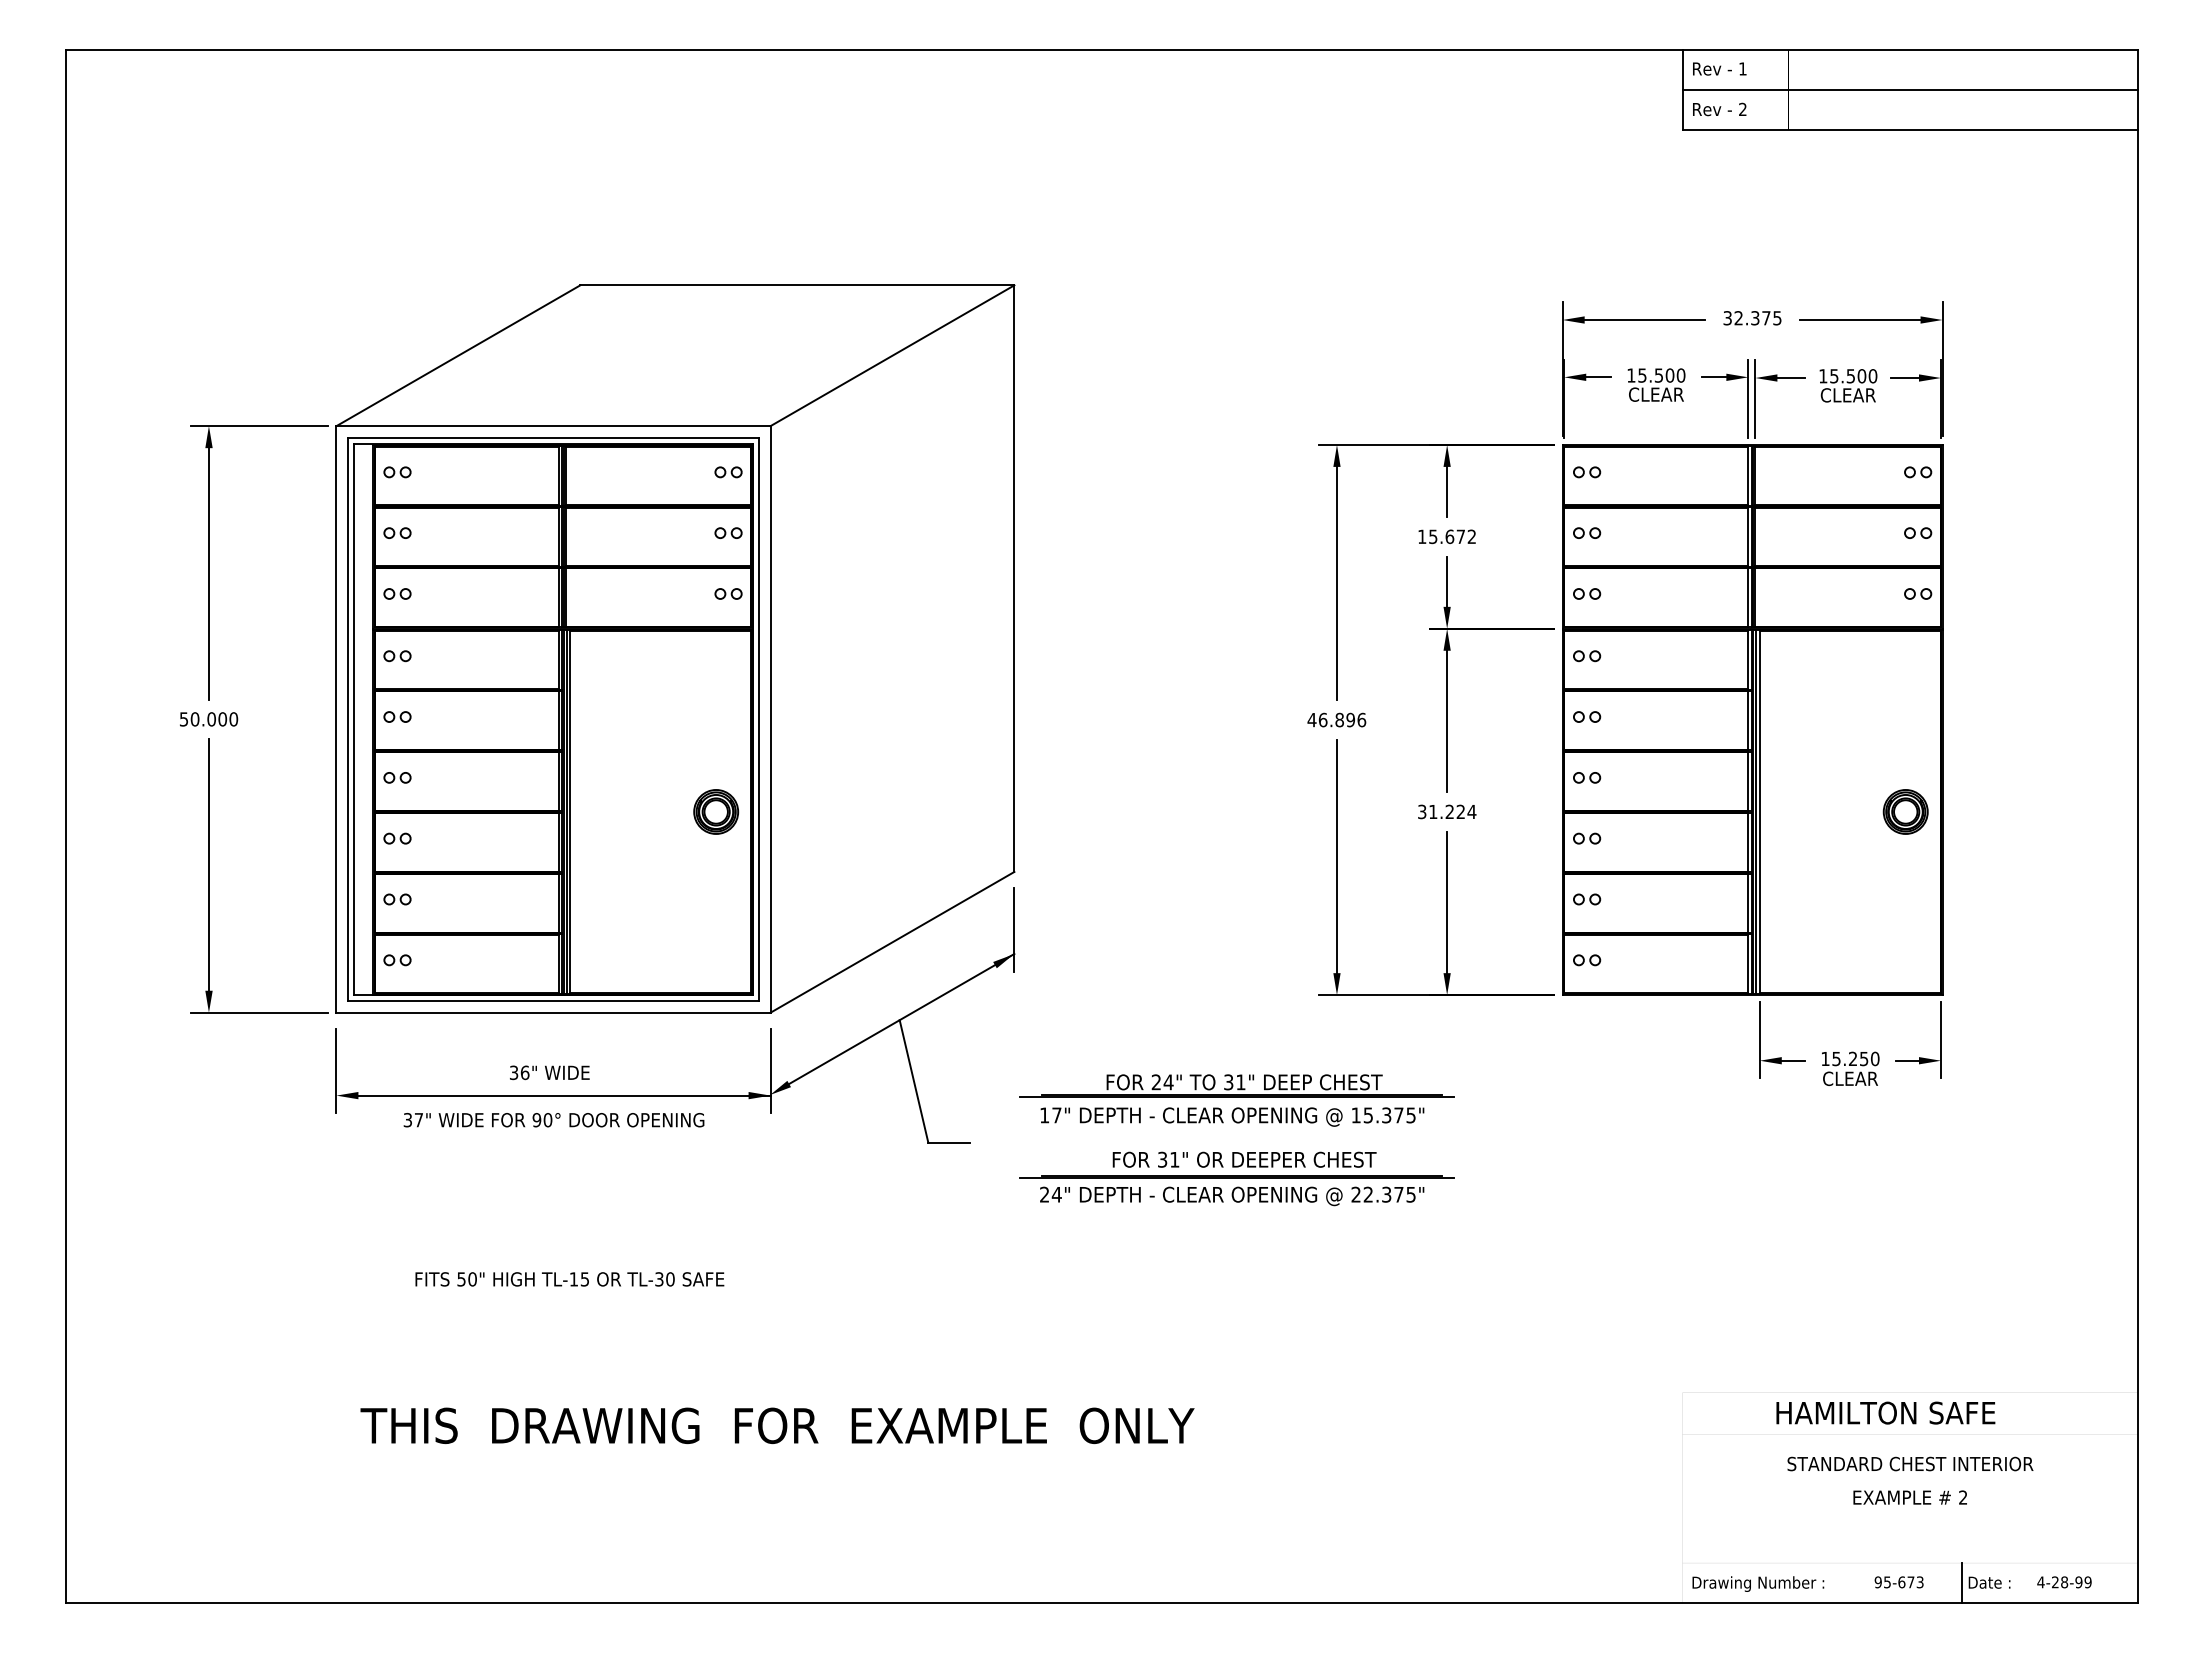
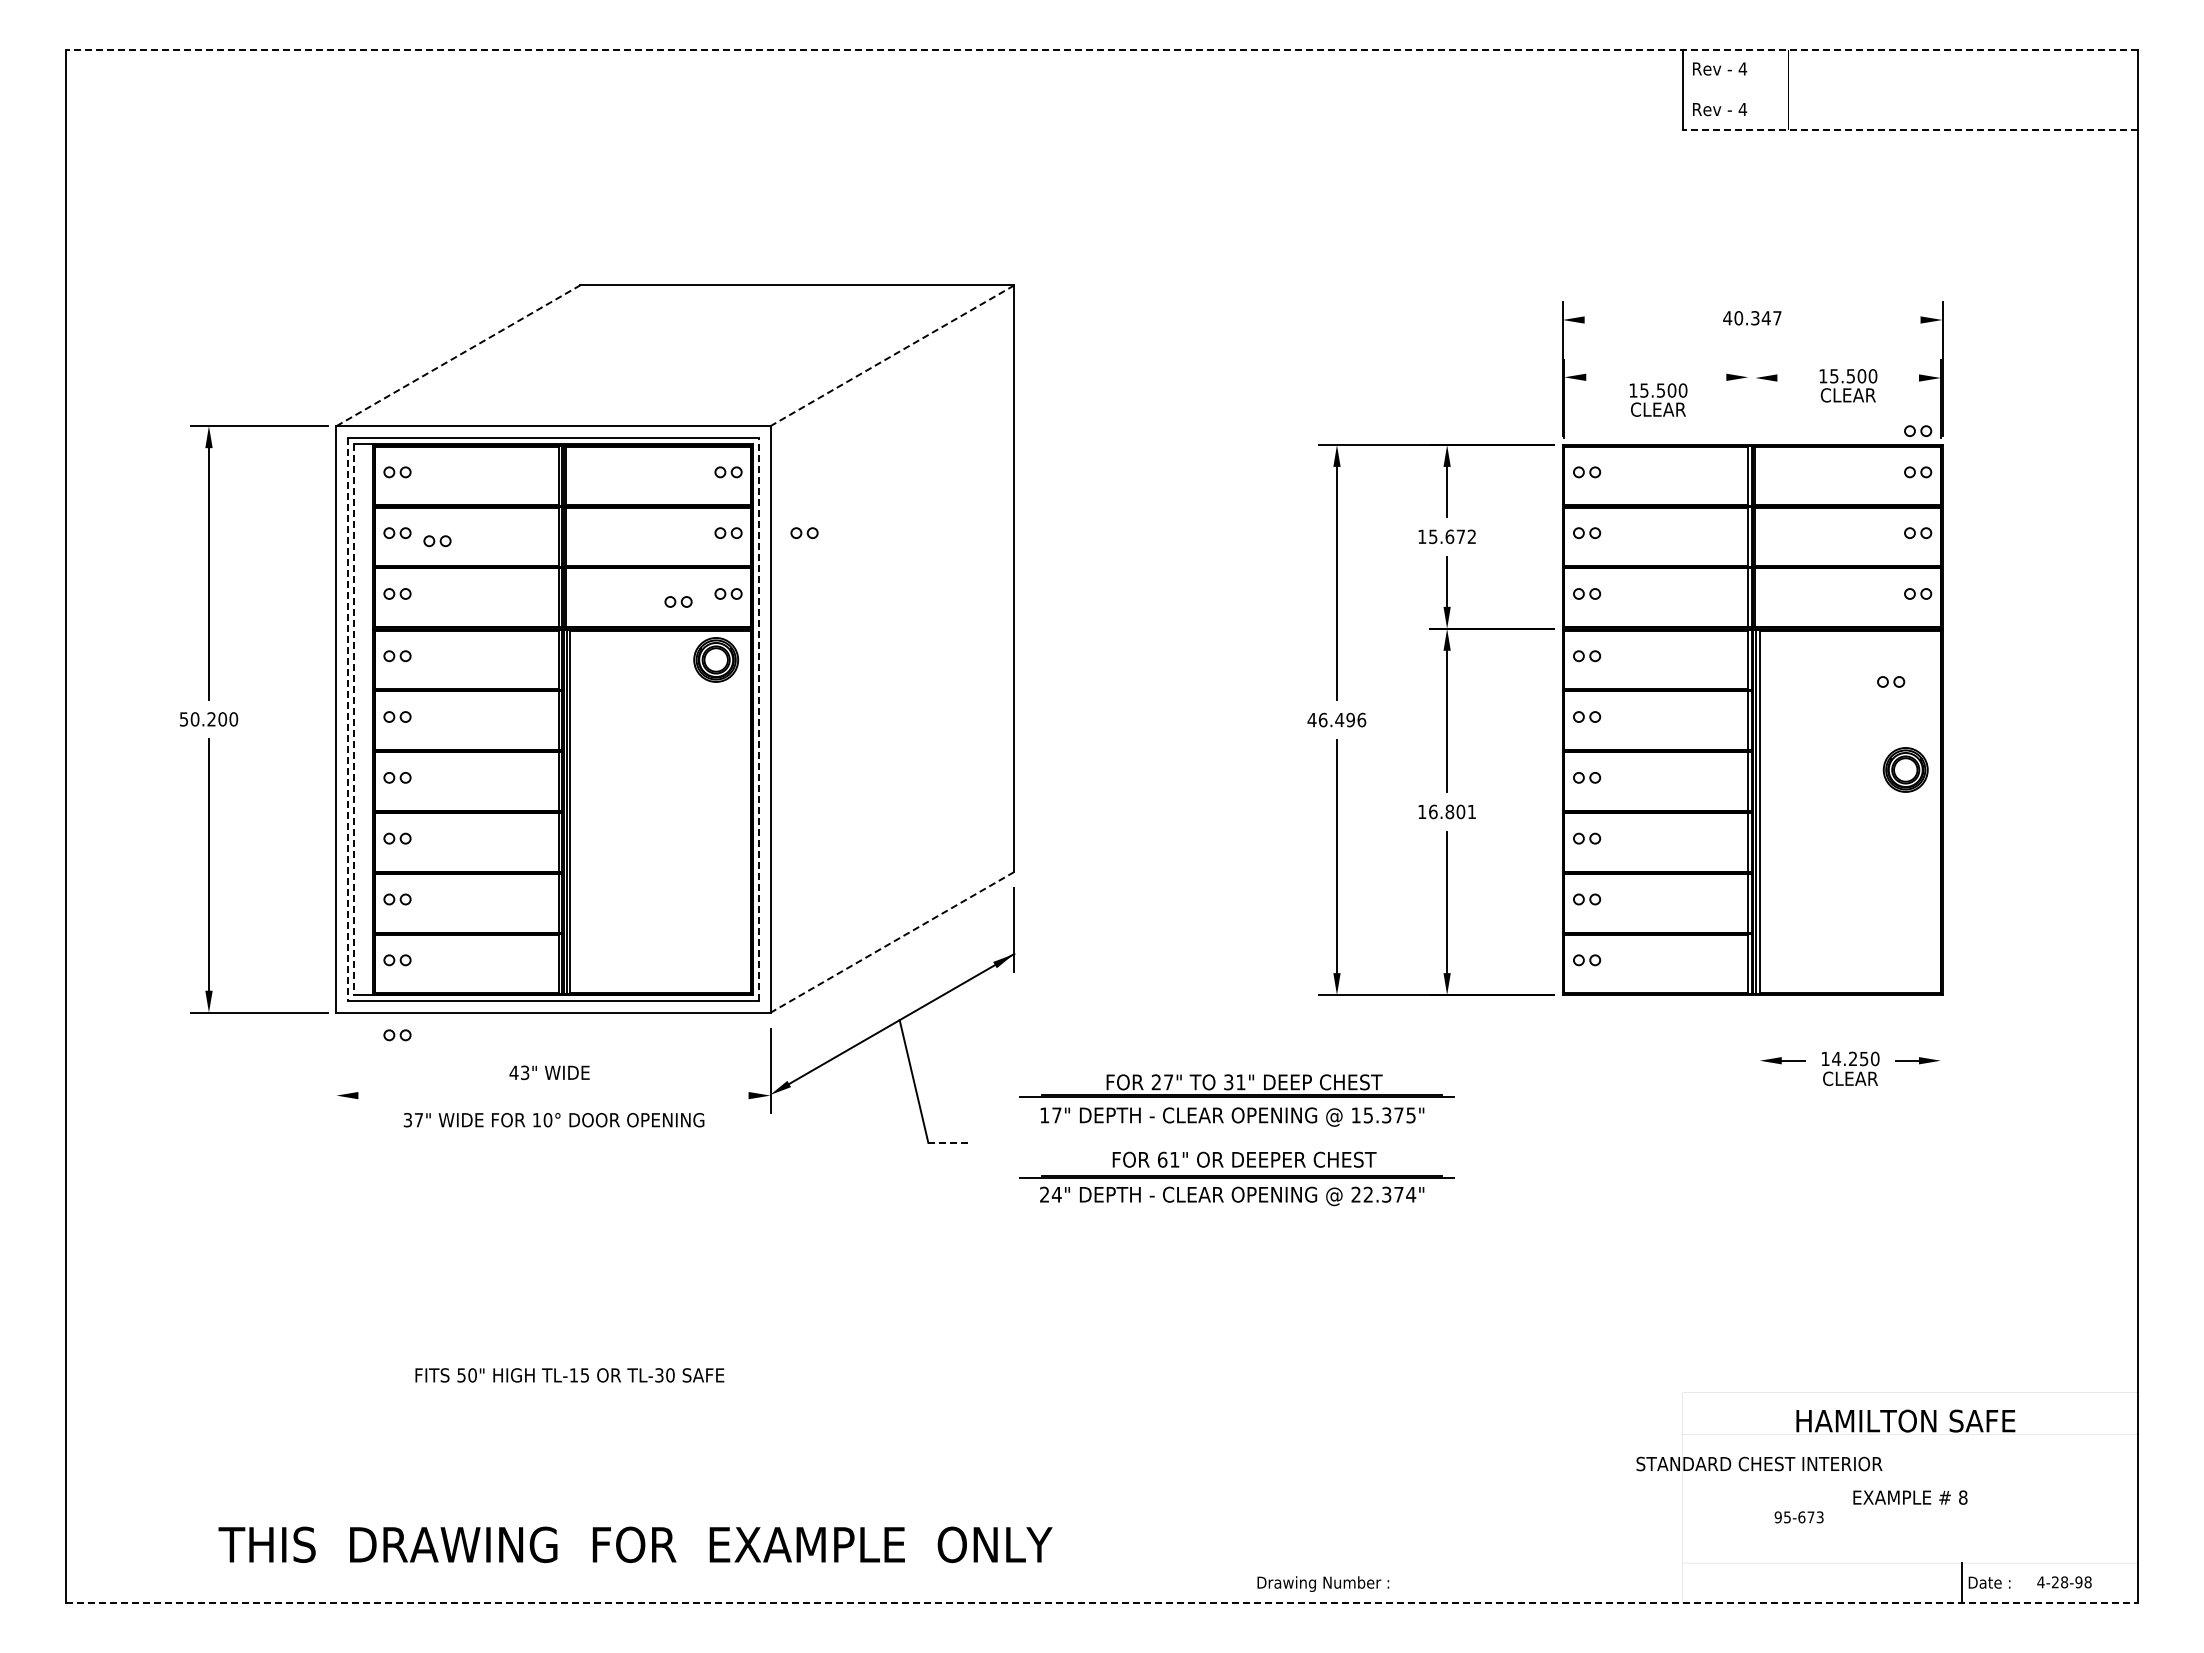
line: solid -> dashed (1102, 49)
text: 1 -> 4 (1742, 68)
line: present -> none (1909, 90)
text: 2 -> 4 (1742, 108)
line: solid -> dashed (1910, 130)
text: 32.375 -> 40.347 (1752, 318)
line: present -> none (1644, 320)
line: present -> none (1860, 320)
line: solid -> dashed (458, 355)
line: solid -> dashed (892, 355)
line: present -> none (1598, 377)
line: present -> none (1713, 377)
line: present -> none (1791, 378)
line: present -> none (1904, 378)
text position: (1656, 384) -> (1658, 399) (1658, 399)
line: present -> none (1748, 398)
line: present -> none (1755, 398)
part: none -> present (1918, 430)
part: none -> present (804, 532)
part: none -> present (437, 541)
part: none -> present (678, 601)
part: none -> present (1891, 681)
text: 50.000 -> 50.200 (211, 719)
line: solid -> dashed (348, 719)
line: solid -> dashed (354, 719)
line: solid -> dashed (758, 719)
text: 46.896 -> 46.496 (1339, 719)
part position: (716, 811) -> (716, 659) (716, 659)
text: 31.224 -> 16.801 (1447, 811)
part position: (1905, 811) -> (1905, 769) (1905, 769)
line: solid -> dashed (892, 942)
part: none -> present (397, 1035)
line: present -> none (1759, 1040)
line: present -> none (1940, 1040)
text: 15.250 -> 14.250 (1836, 1059)
line: present -> none (336, 1071)
text: 36" -> 43" (519, 1072)
text: 24" -> 27" (1168, 1082)
line: present -> none (564, 1095)
text: 90° -> 10° (536, 1120)
line: solid -> dashed (949, 1142)
text: 31" -> 61" (1162, 1159)
text: 22.375" -> 22.374" (1411, 1194)
text position: (569, 1279) -> (569, 1375) (569, 1375)
text position: (1885, 1412) -> (1905, 1420) (1905, 1420)
text position: (777, 1425) -> (635, 1544) (635, 1544)
text position: (1910, 1463) -> (1759, 1463) (1759, 1463)
text: 2 -> 8 (1963, 1497)
text position: (1898, 1582) -> (1798, 1517) (1798, 1517)
text: 4-28-99 -> 4-28-98 (2087, 1582)
text position: (1758, 1583) -> (1323, 1583) (1323, 1583)
line: solid -> dashed (1102, 1603)
